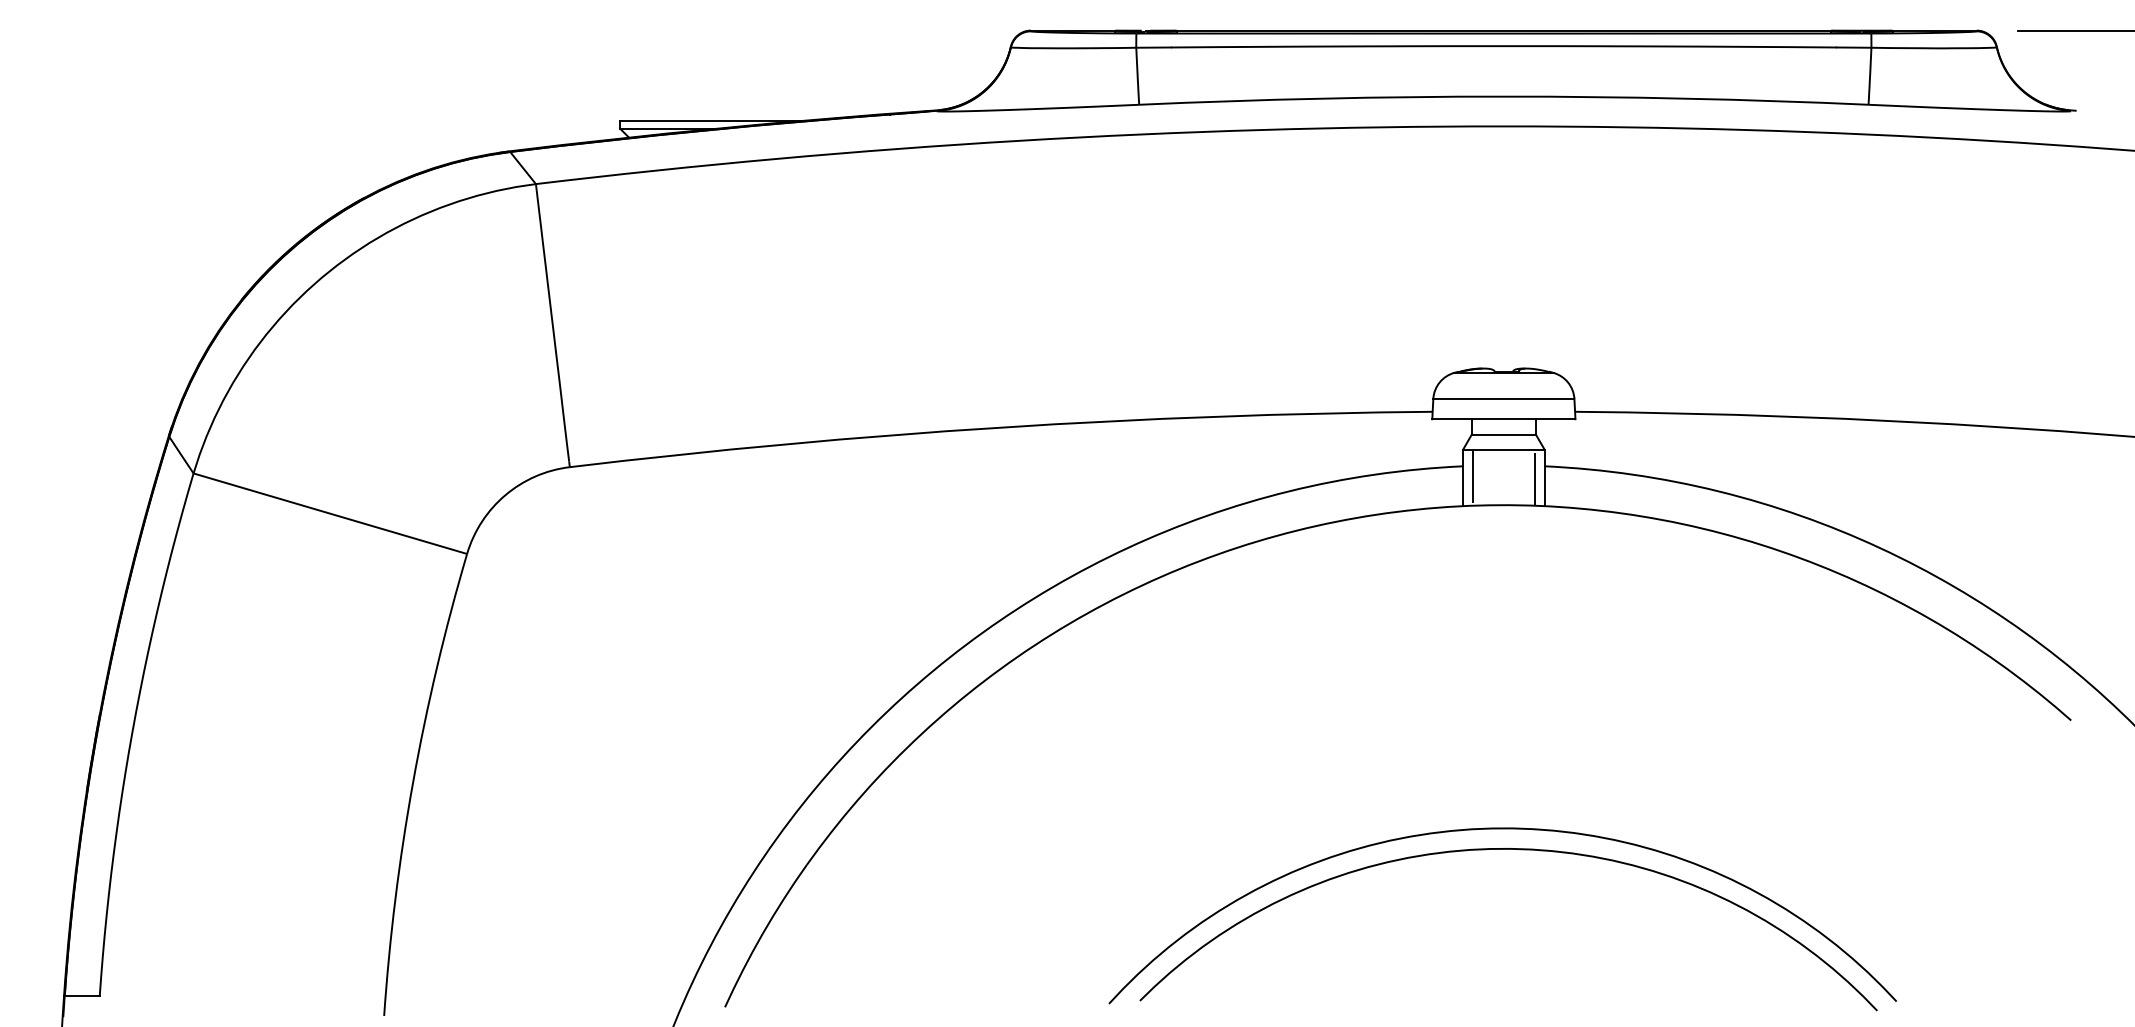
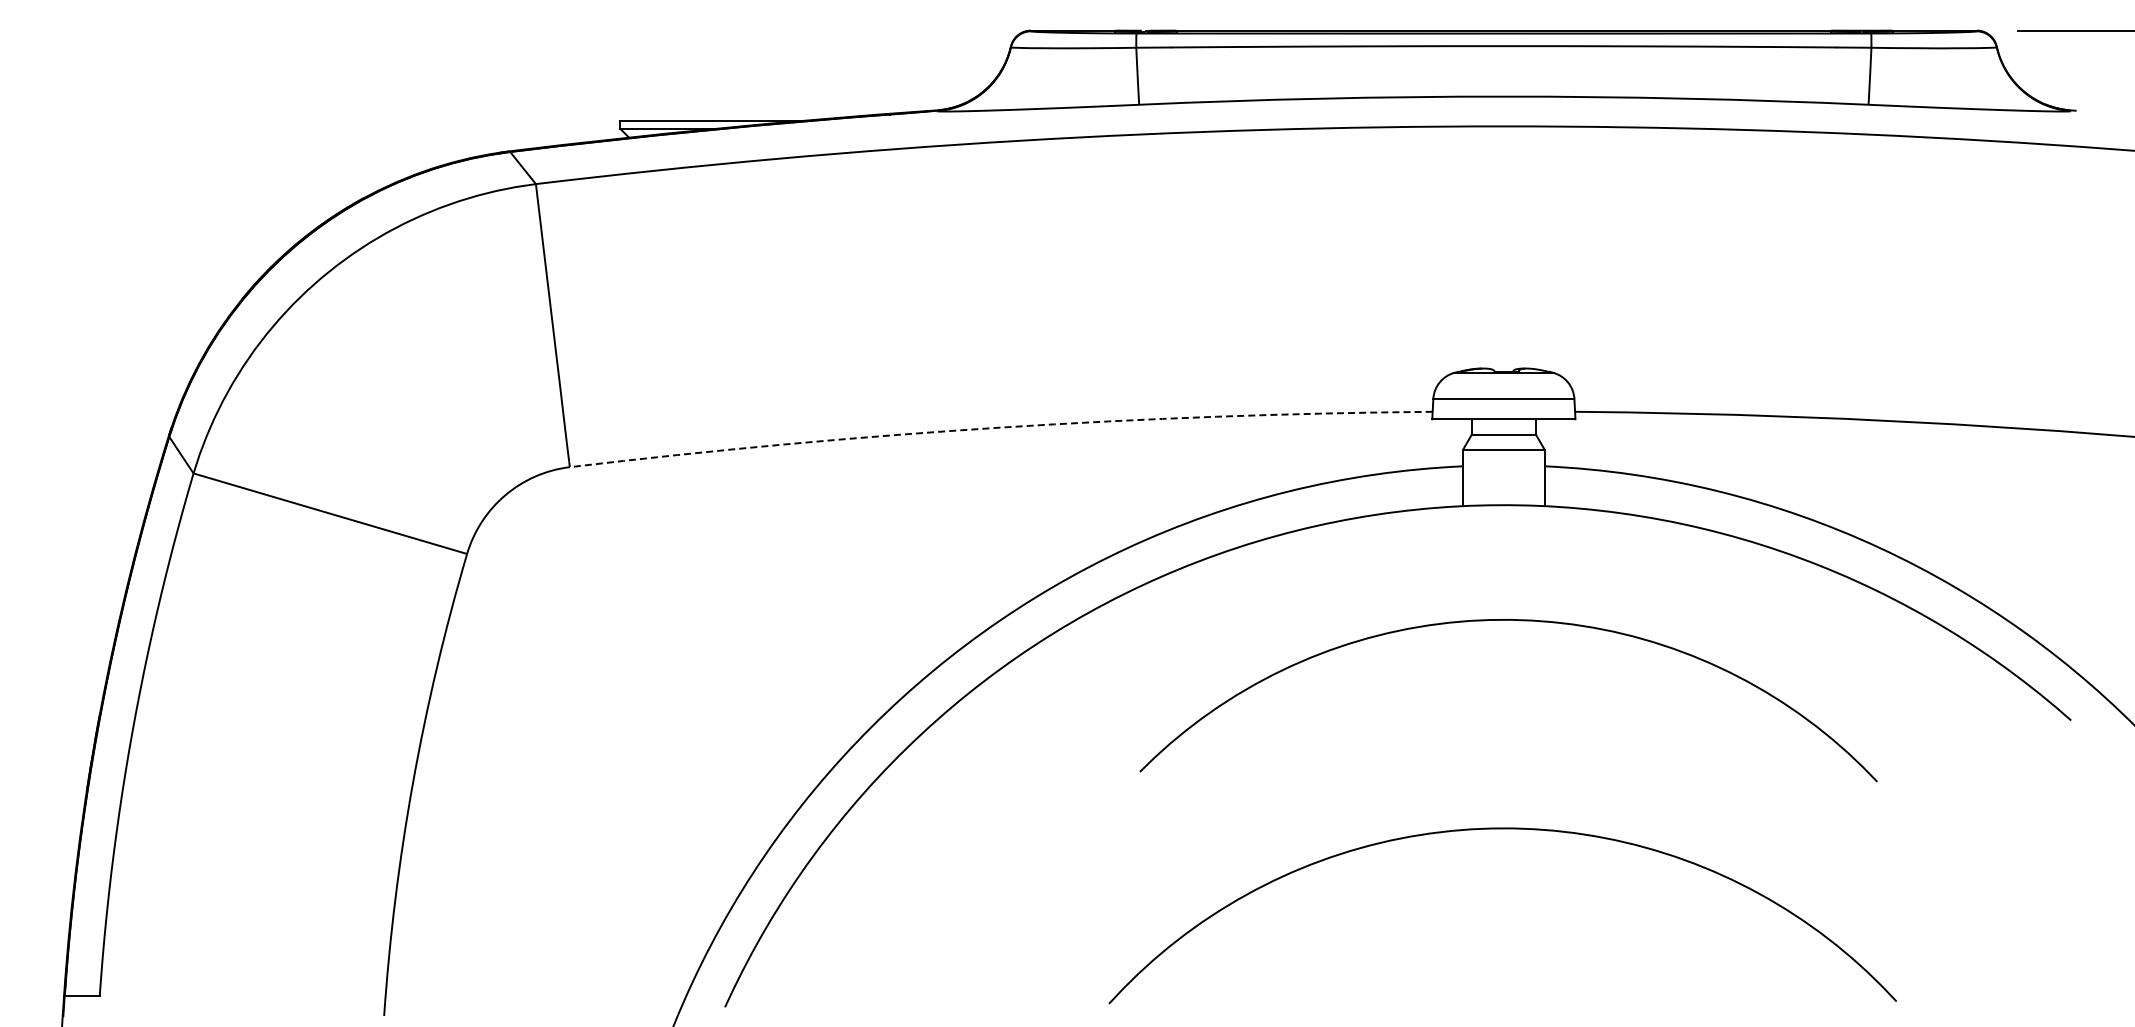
arc: solid -> dashed (1000, 427)
line: present -> none (1472, 477)
line: present -> none (1535, 477)
curve position: (1520, 850) -> (1520, 621) (1520, 621)
